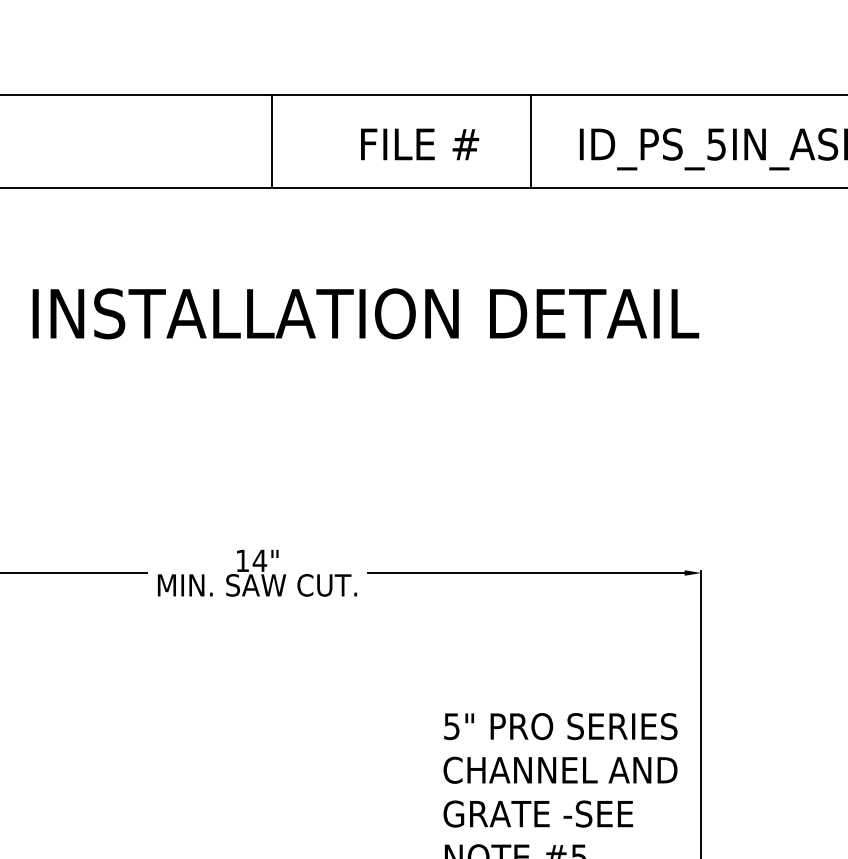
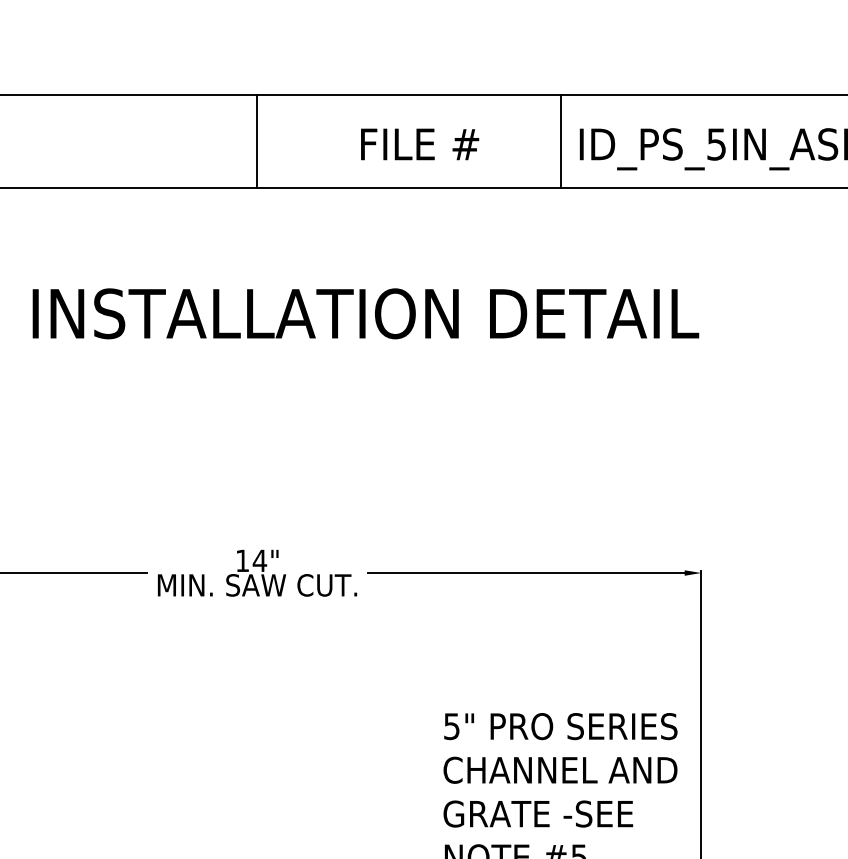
line position: (272, 140) -> (257, 140) (257, 140)
line position: (530, 140) -> (560, 140) (560, 140)
